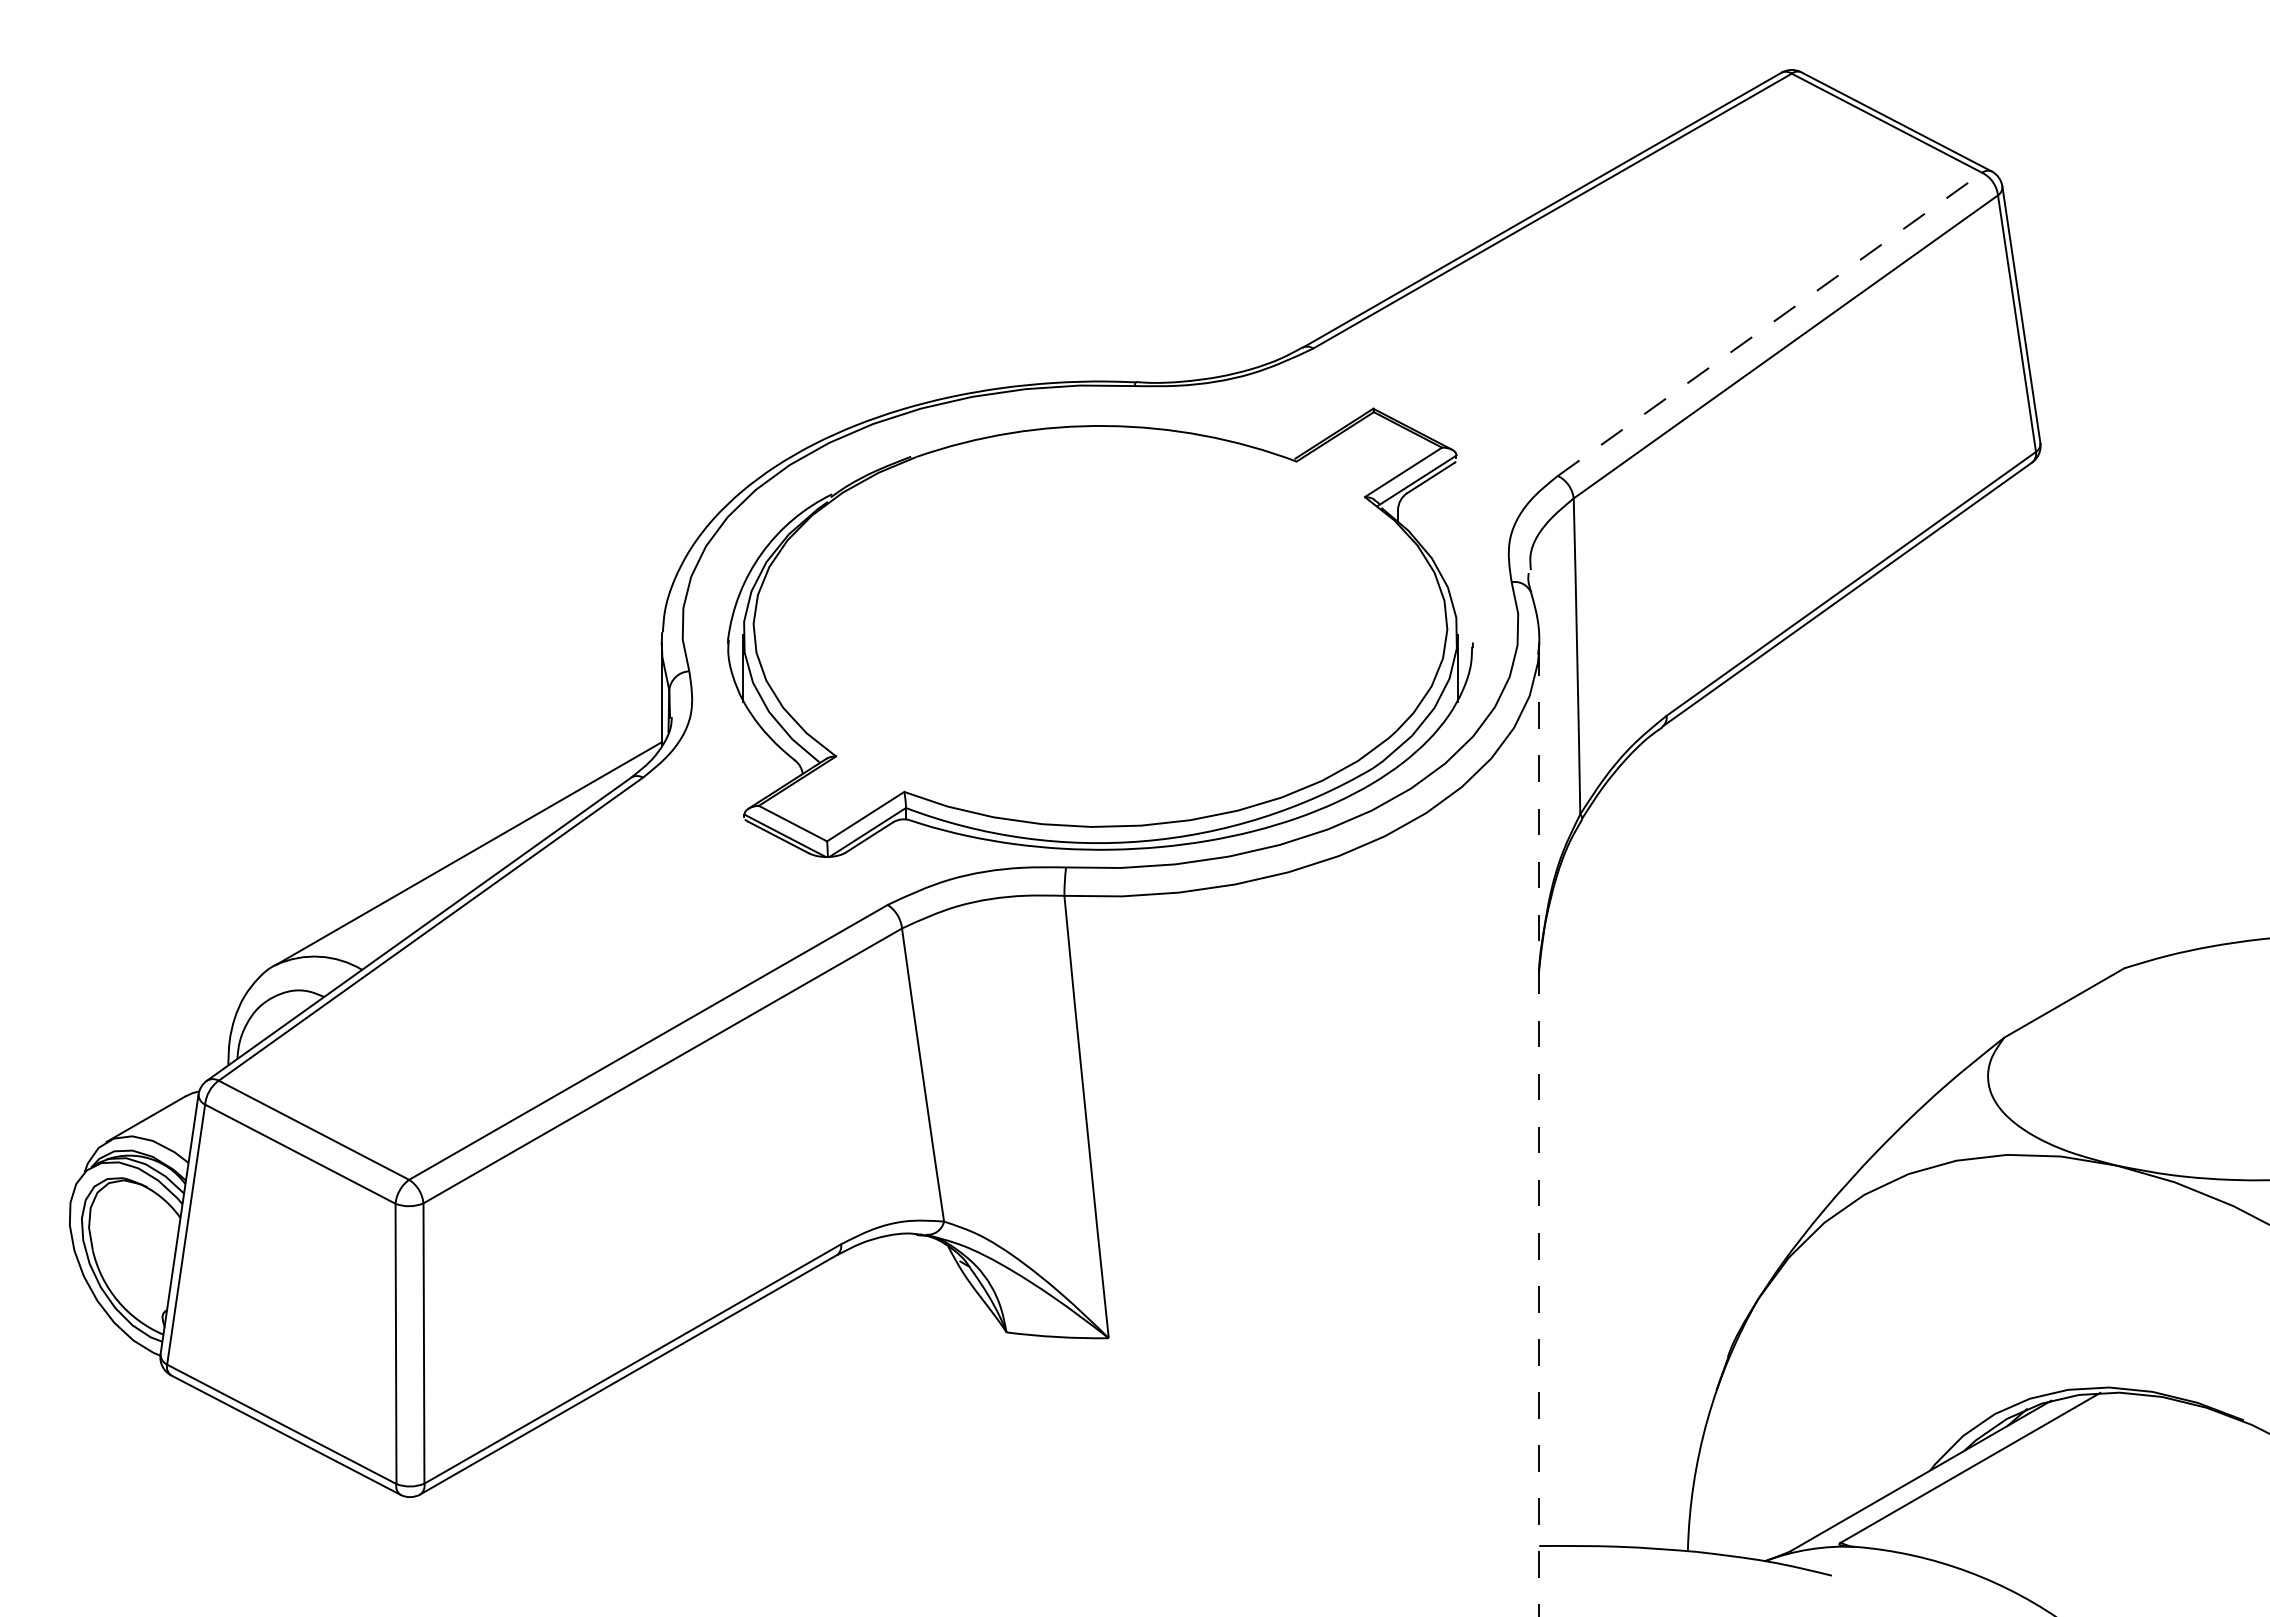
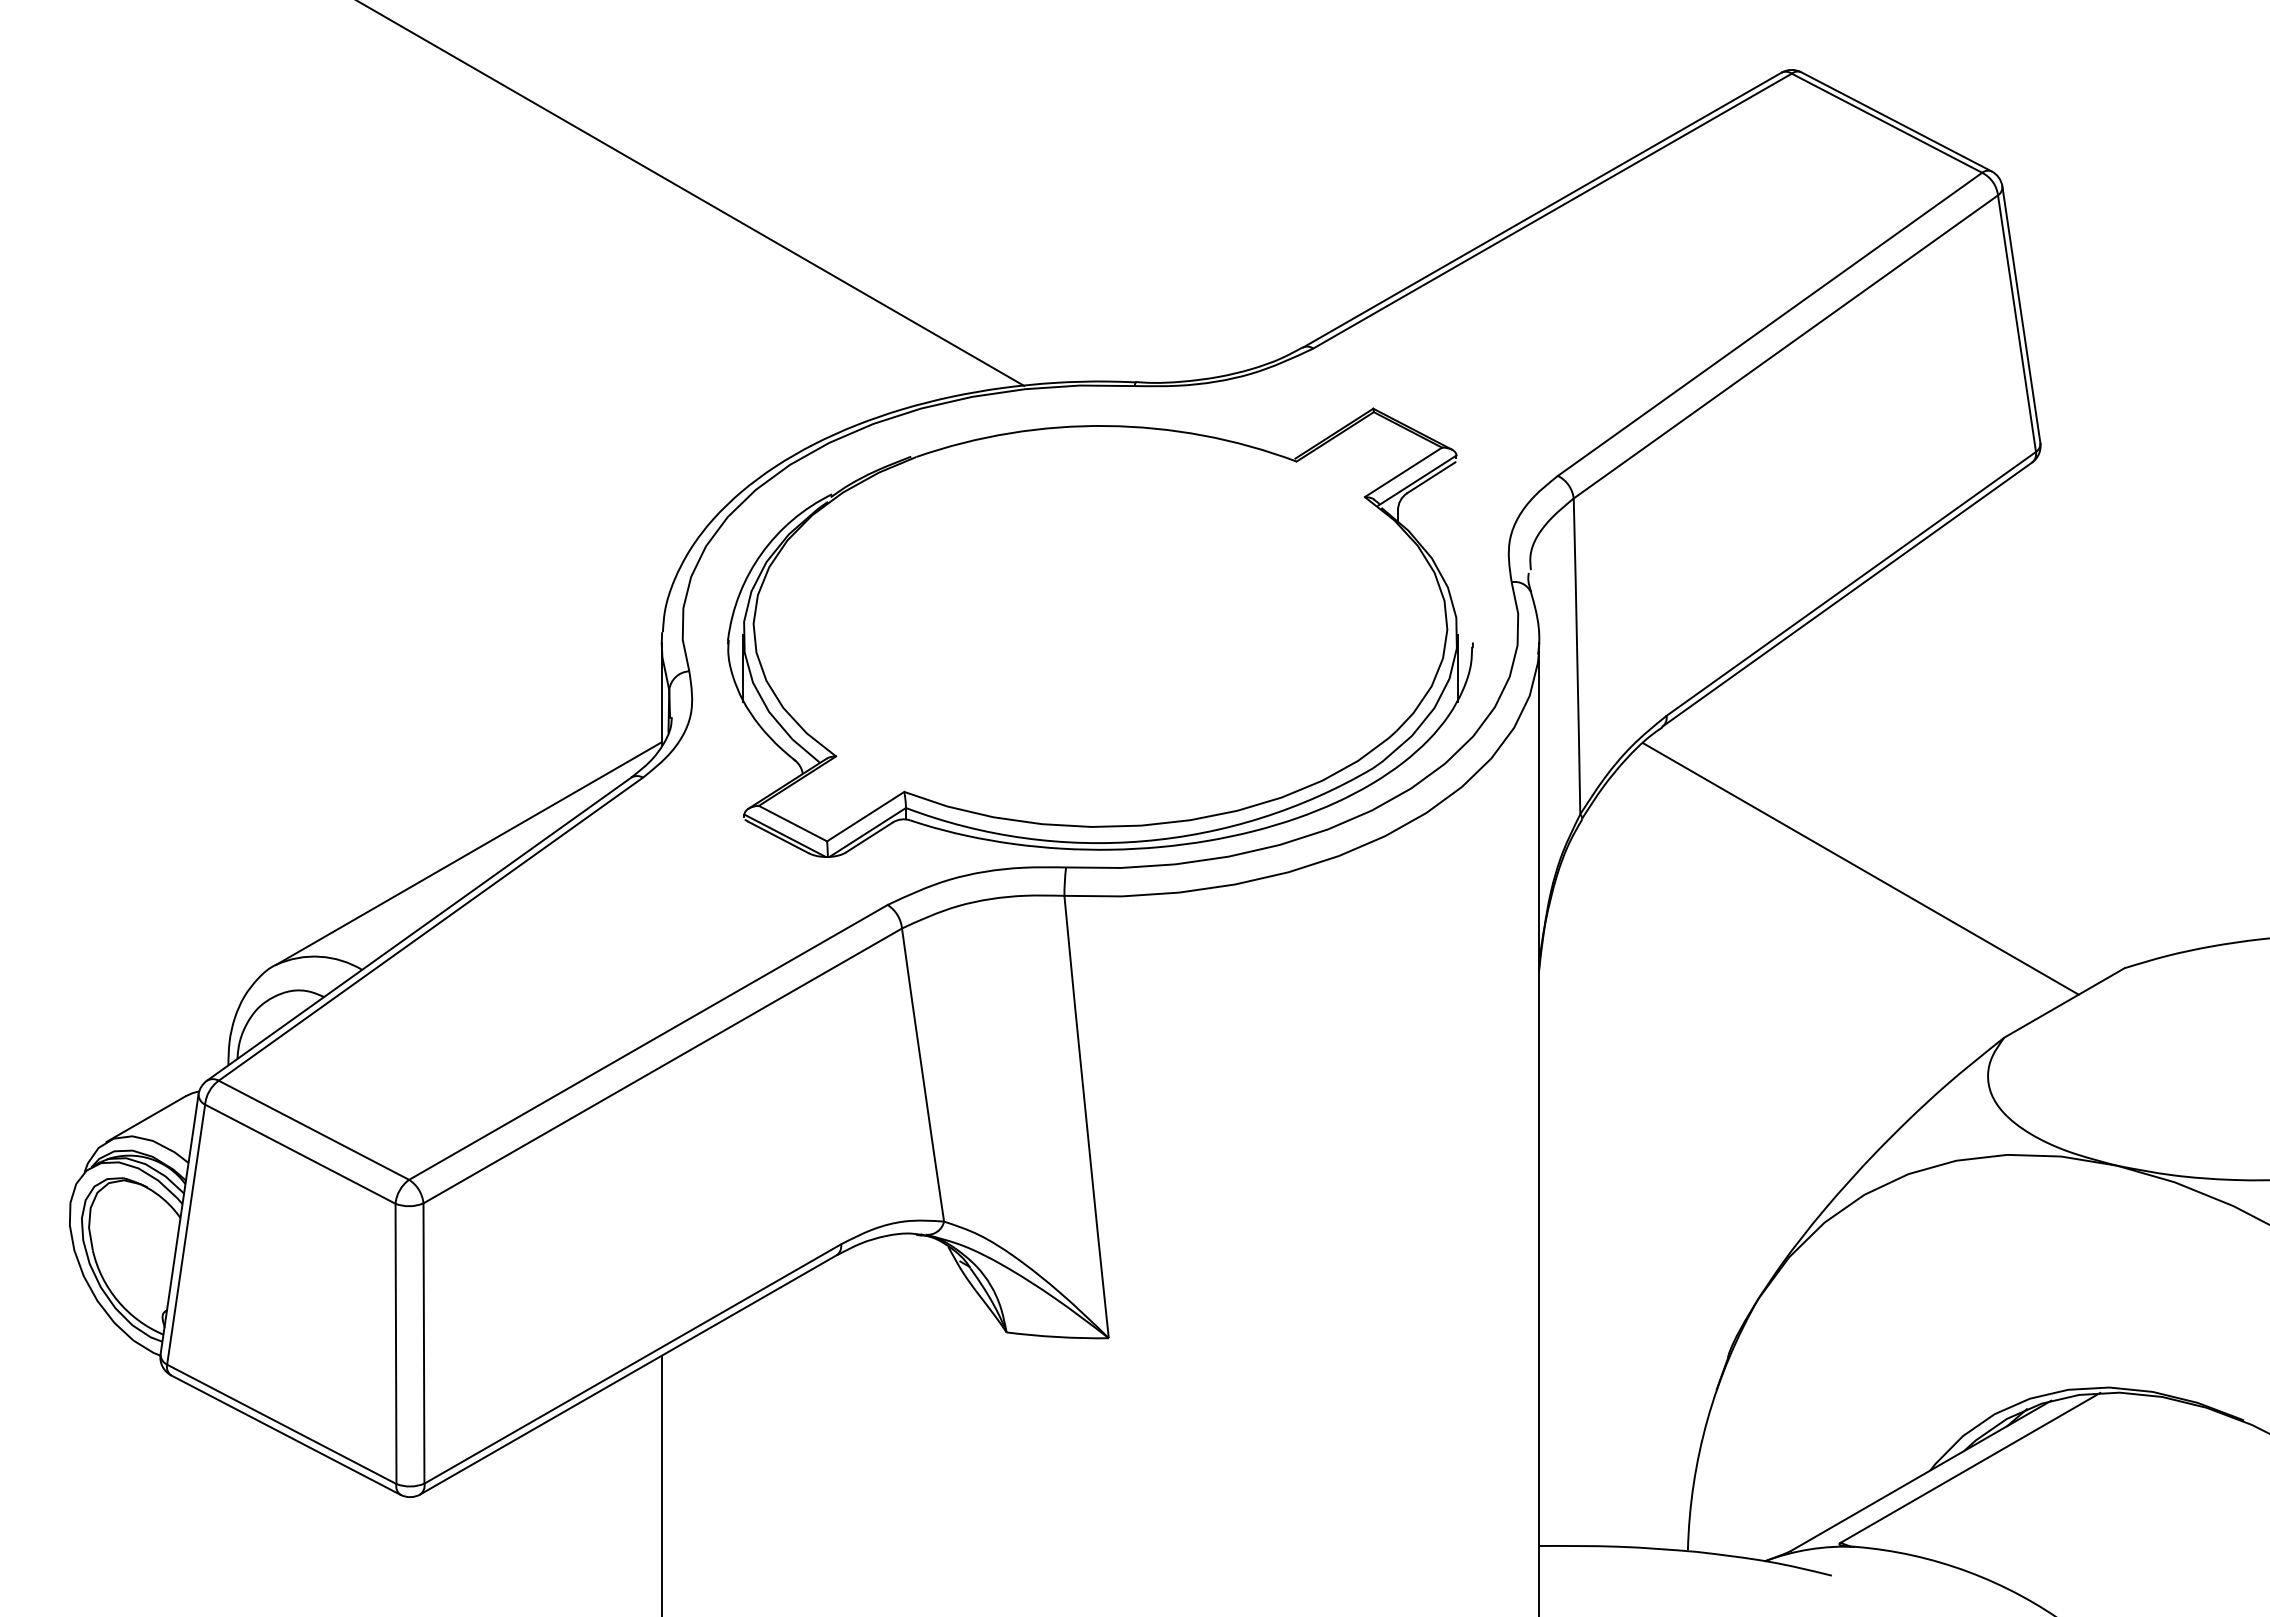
line: none -> present (691, 193)
line: dashed -> solid (1770, 324)
line: none -> present (1860, 868)
line: dashed -> solid (1539, 1129)
line: none -> present (661, 1484)
